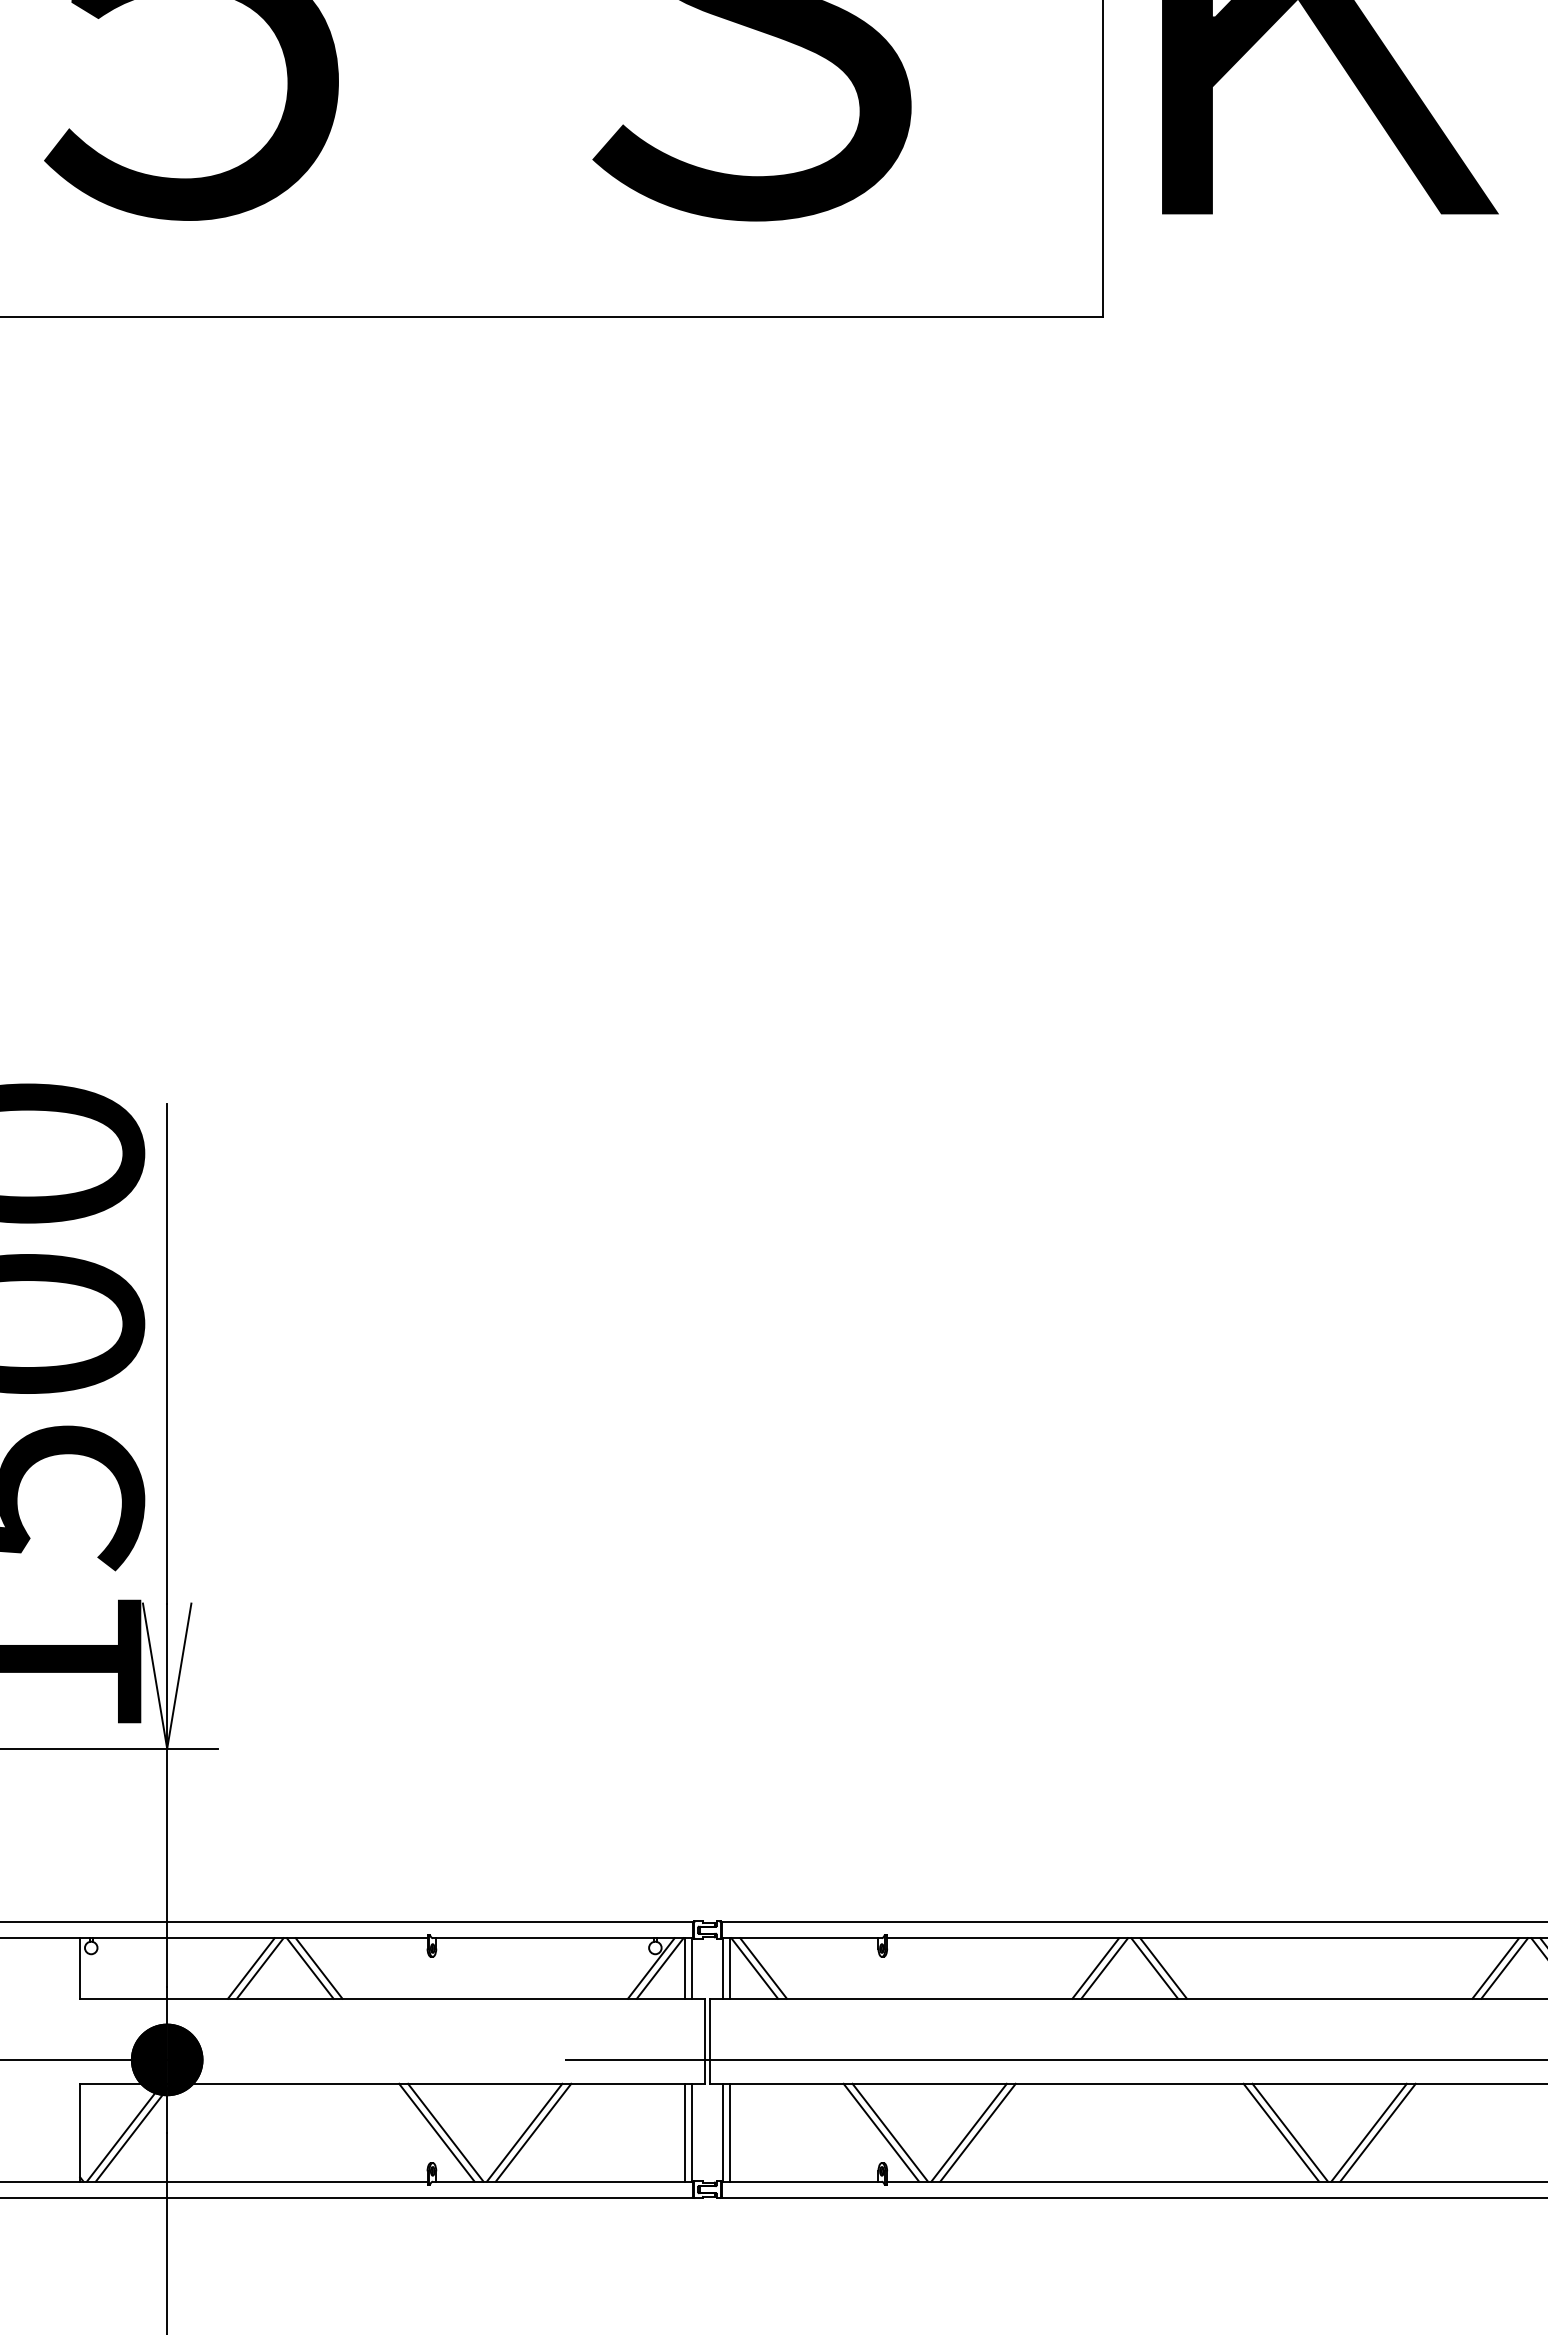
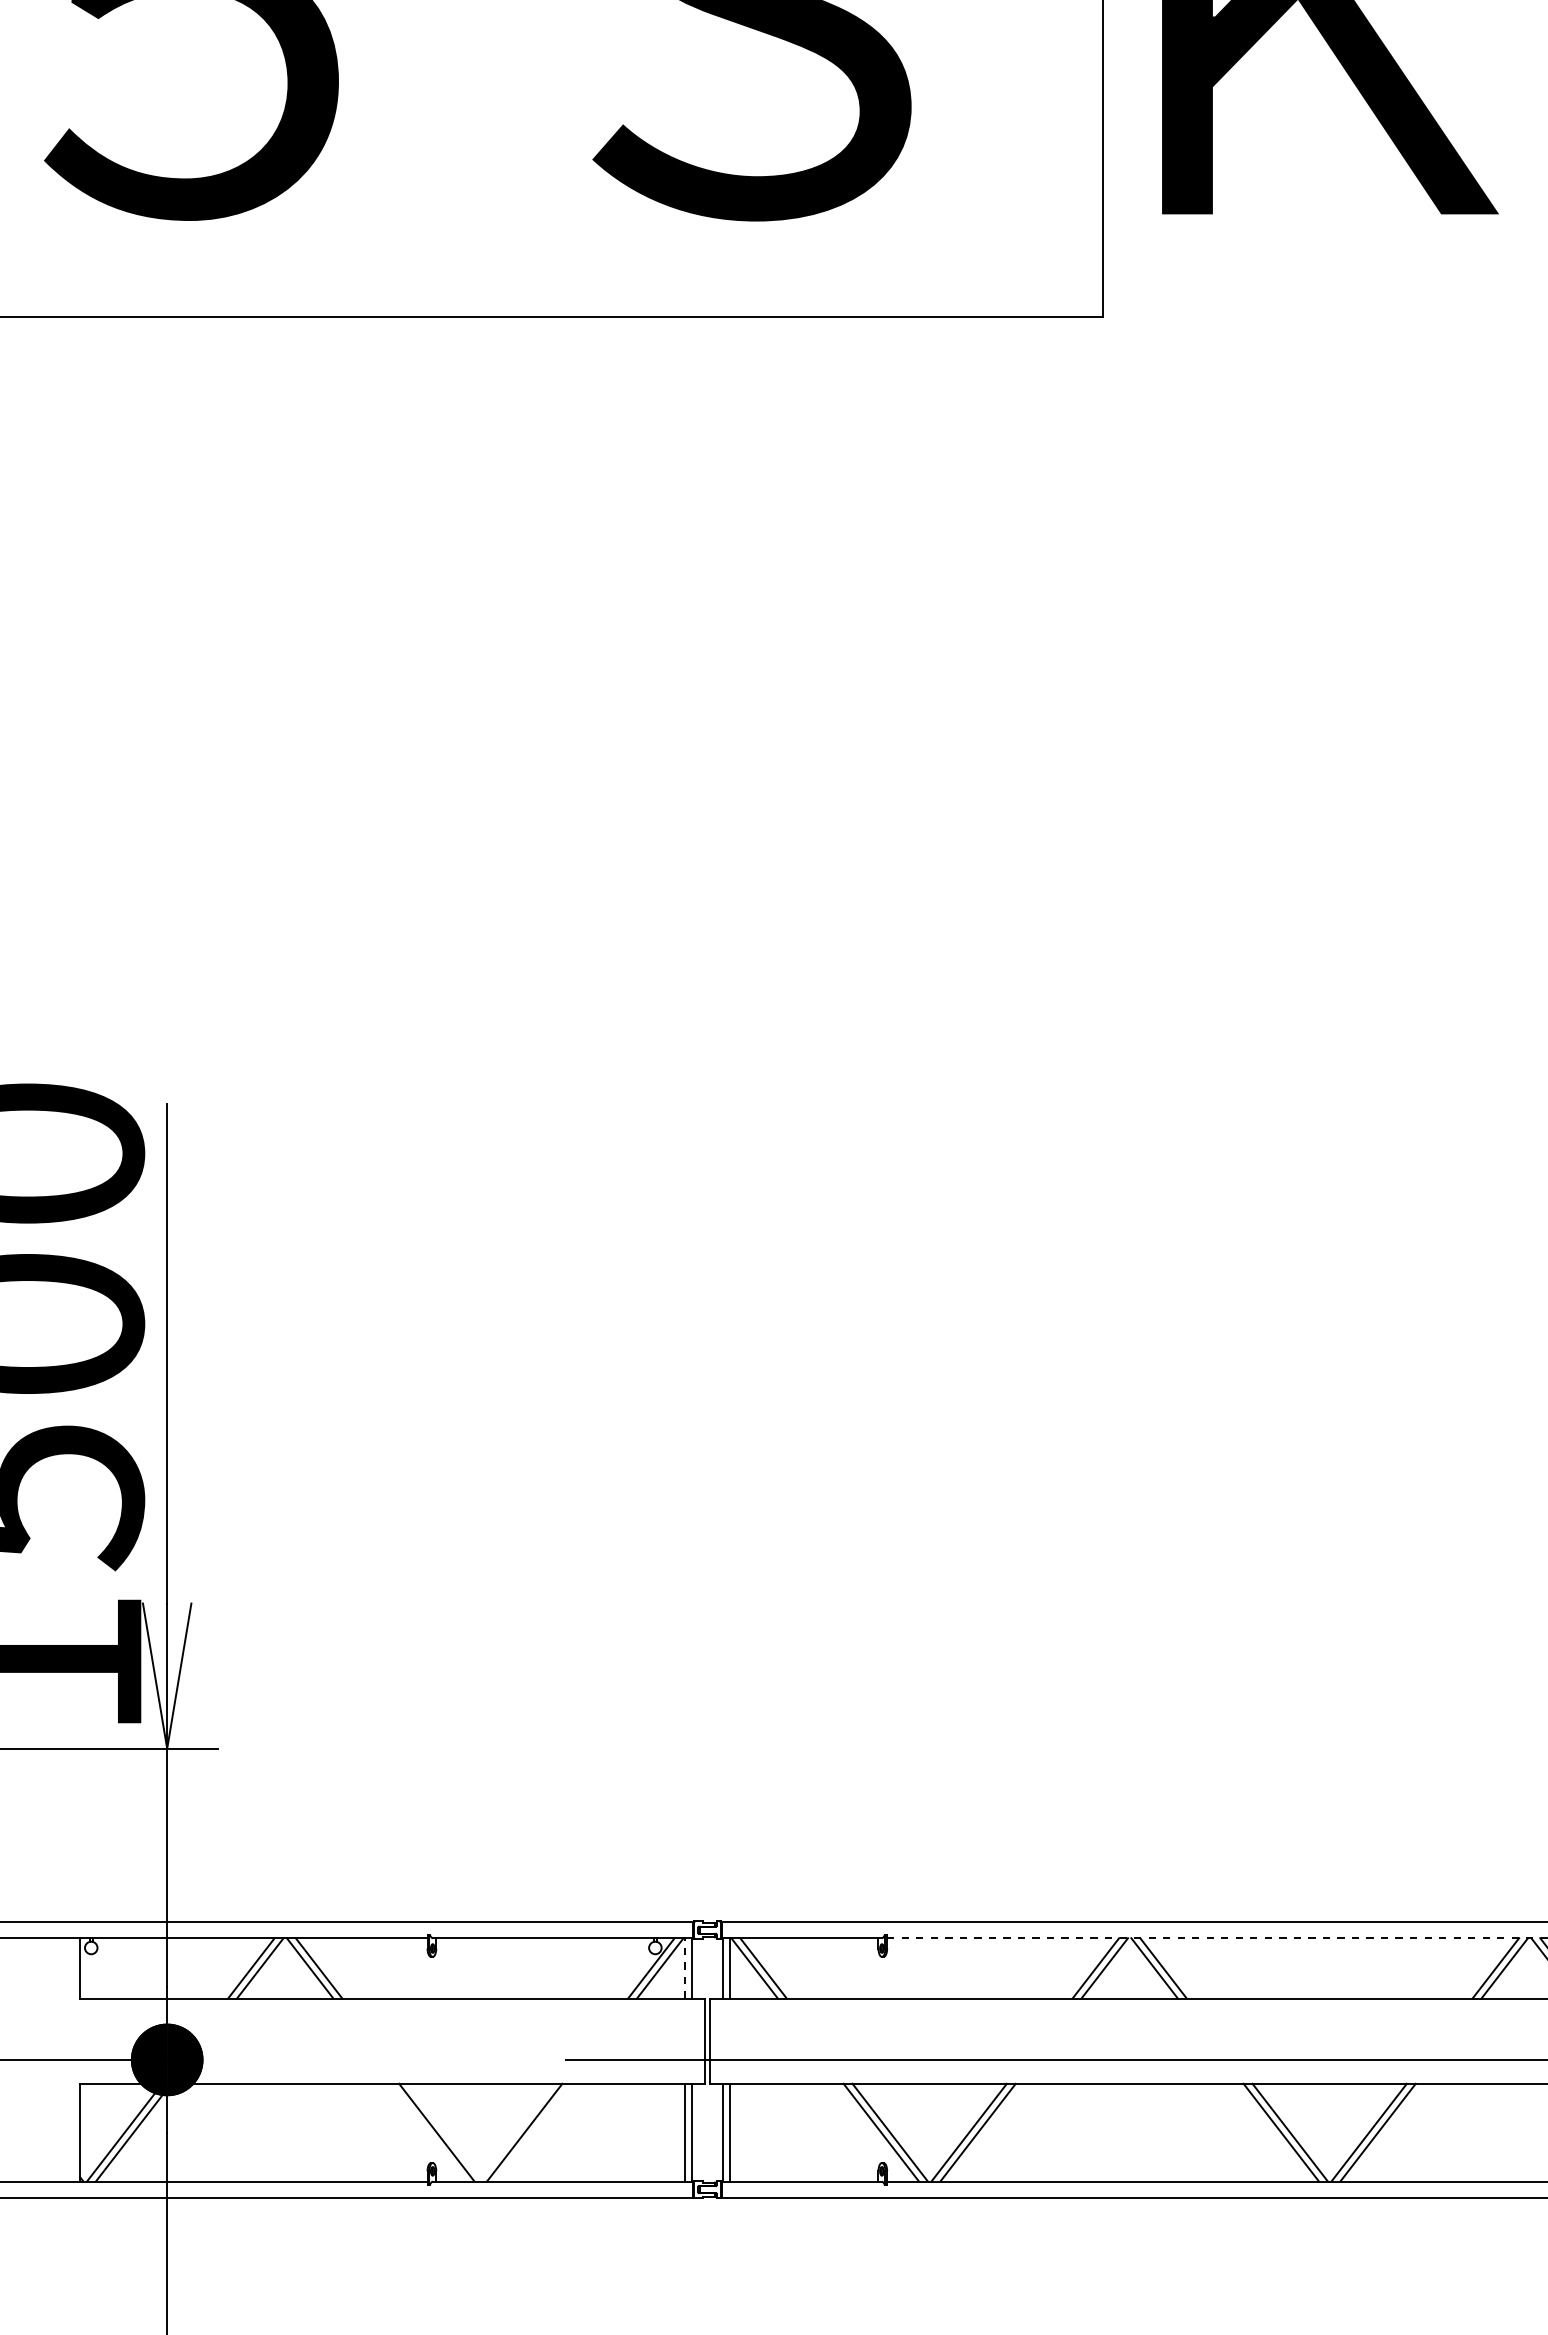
line: solid -> dashed (1217, 1938)
line: solid -> dashed (685, 1967)
line: present -> none (445, 2132)
line: present -> none (533, 2132)
